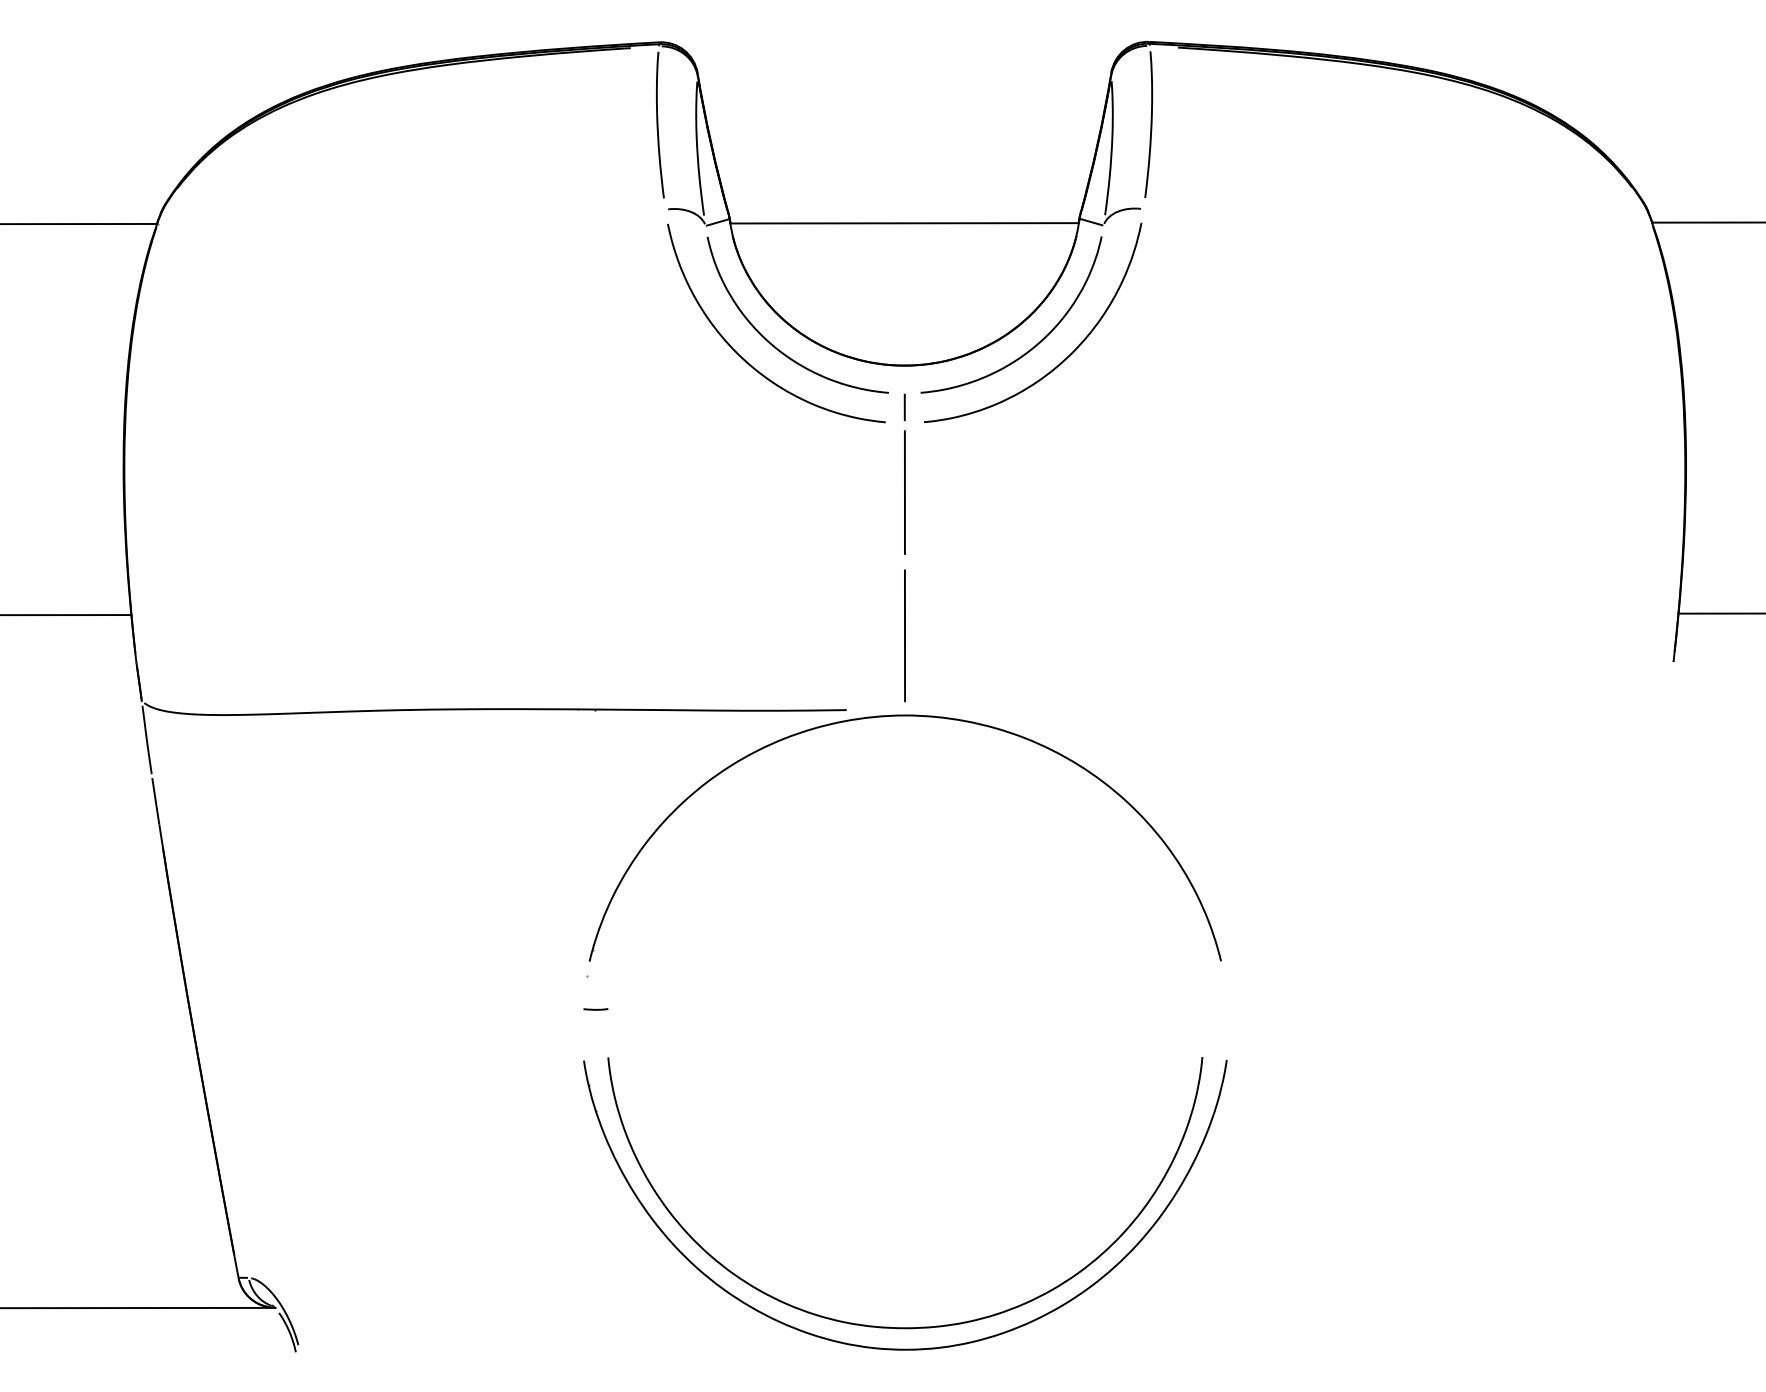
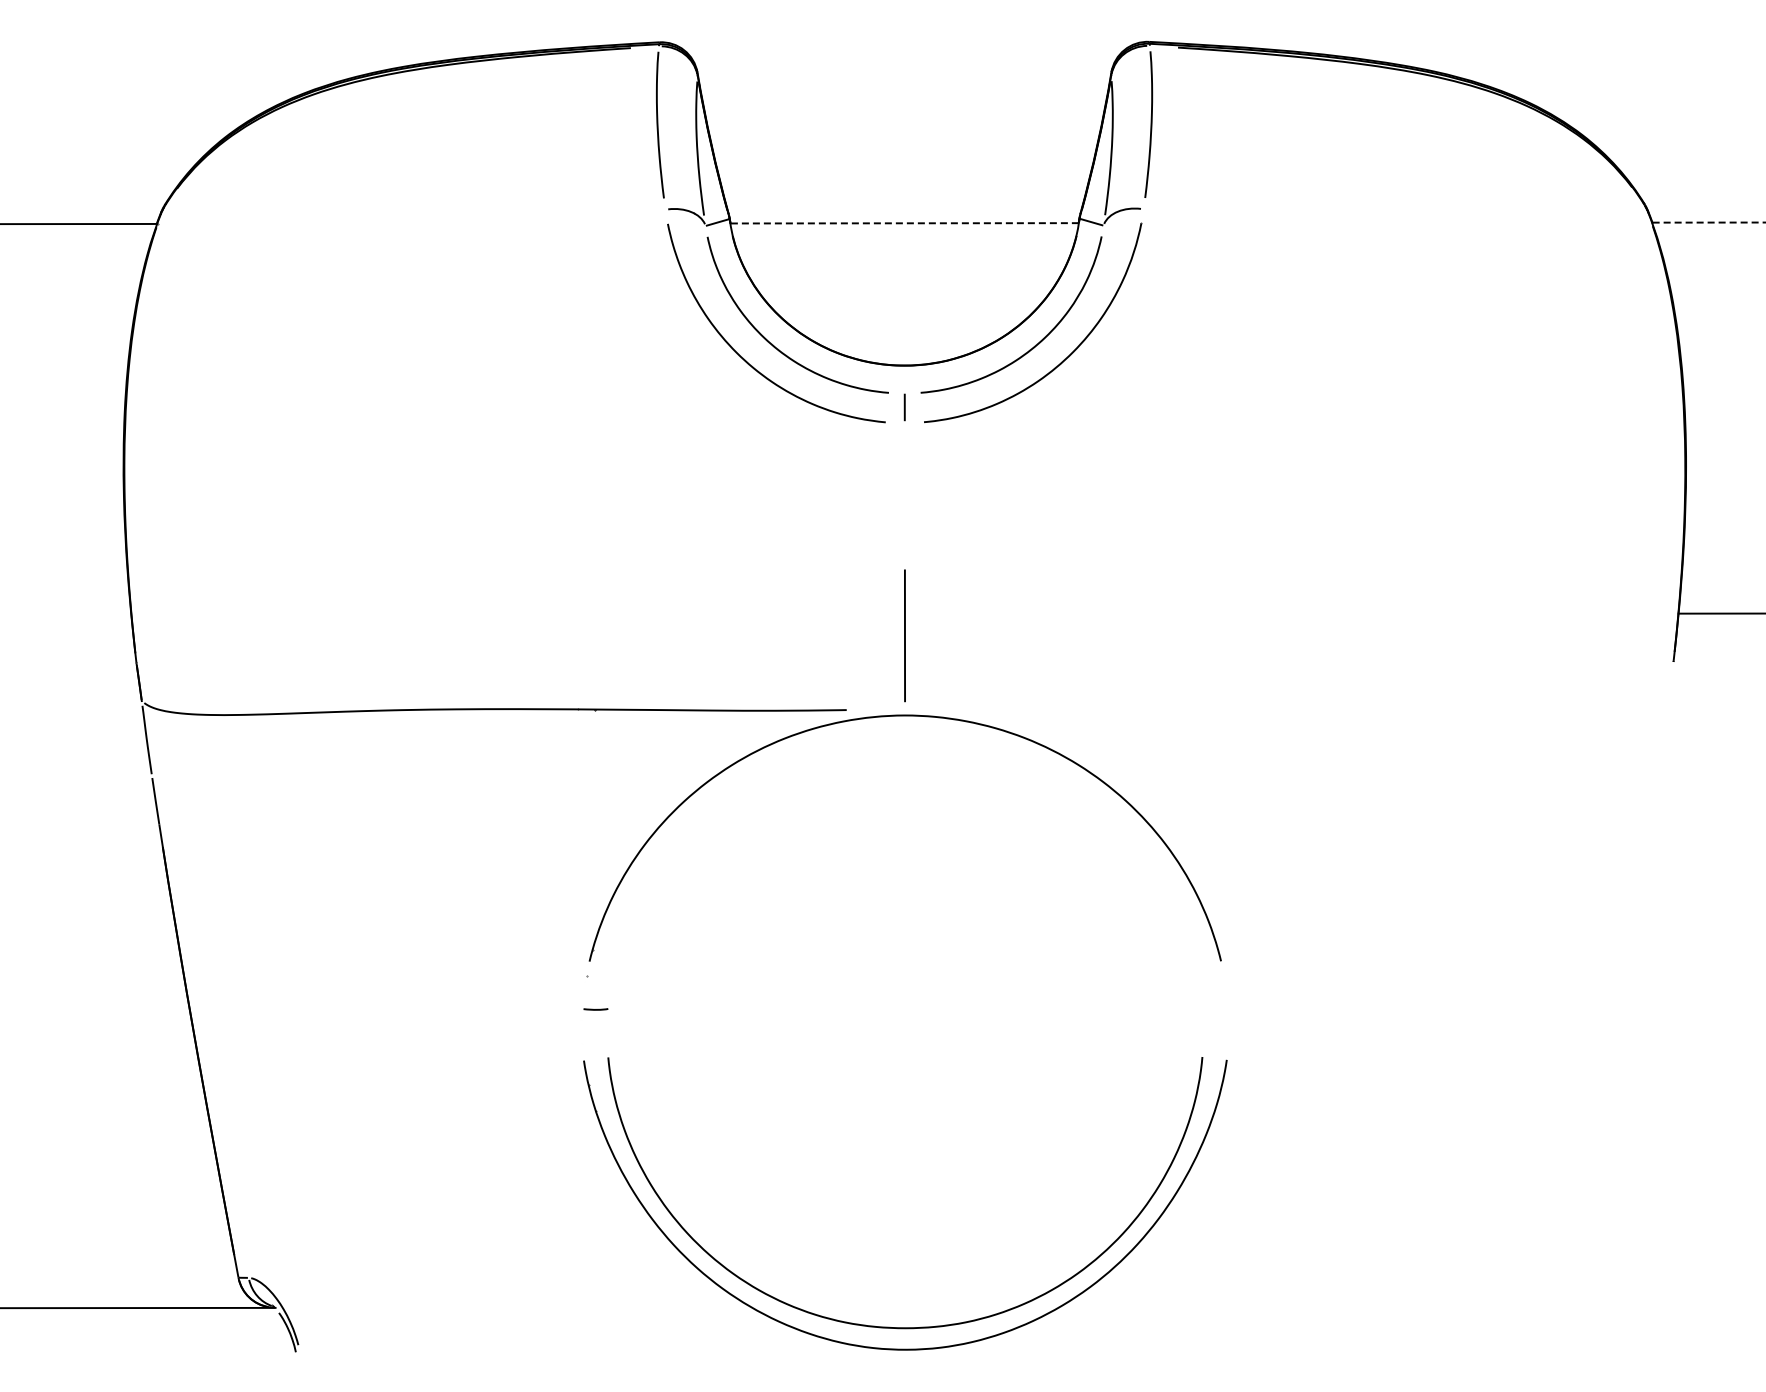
line: solid -> dashed (1708, 222)
line: solid -> dashed (904, 223)
line: present -> none (904, 492)
line: present -> none (66, 615)
